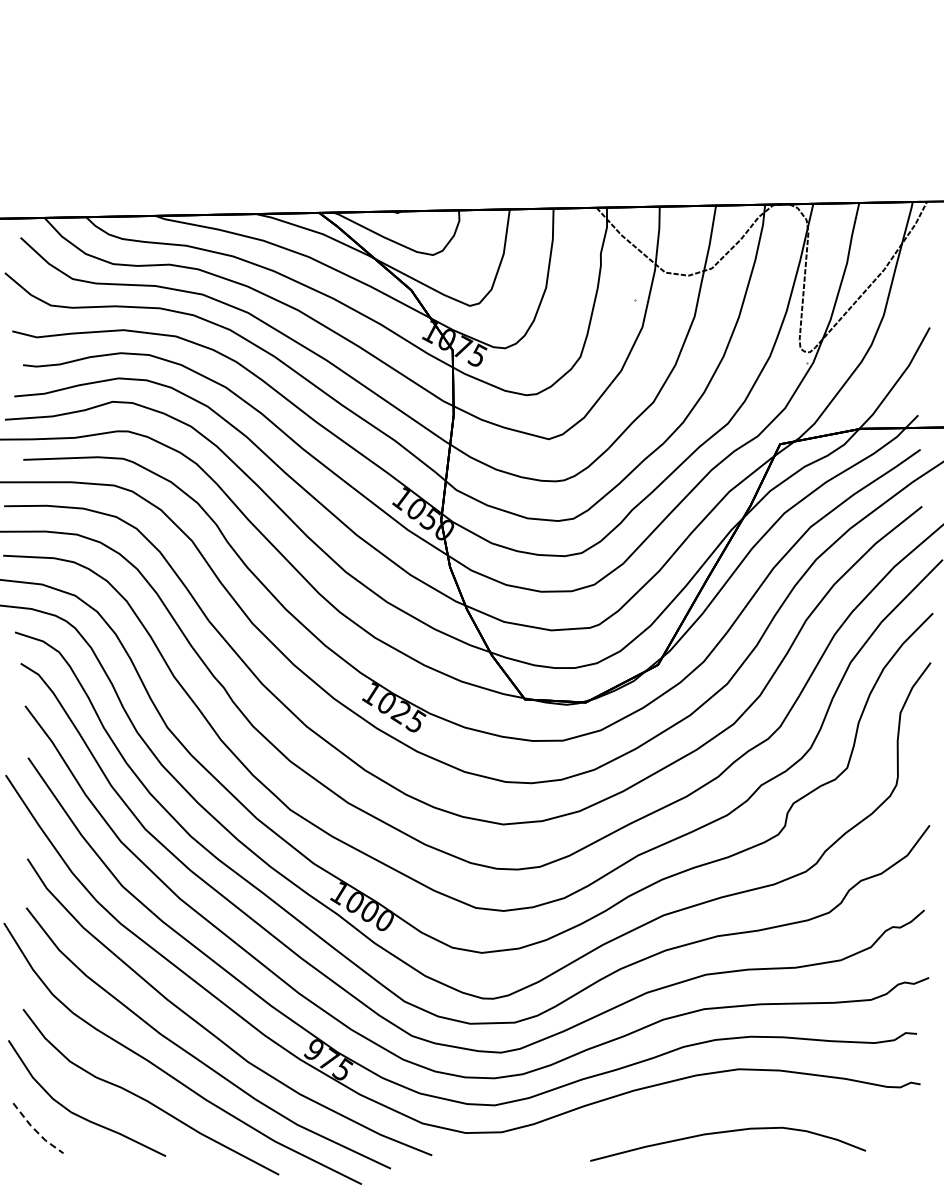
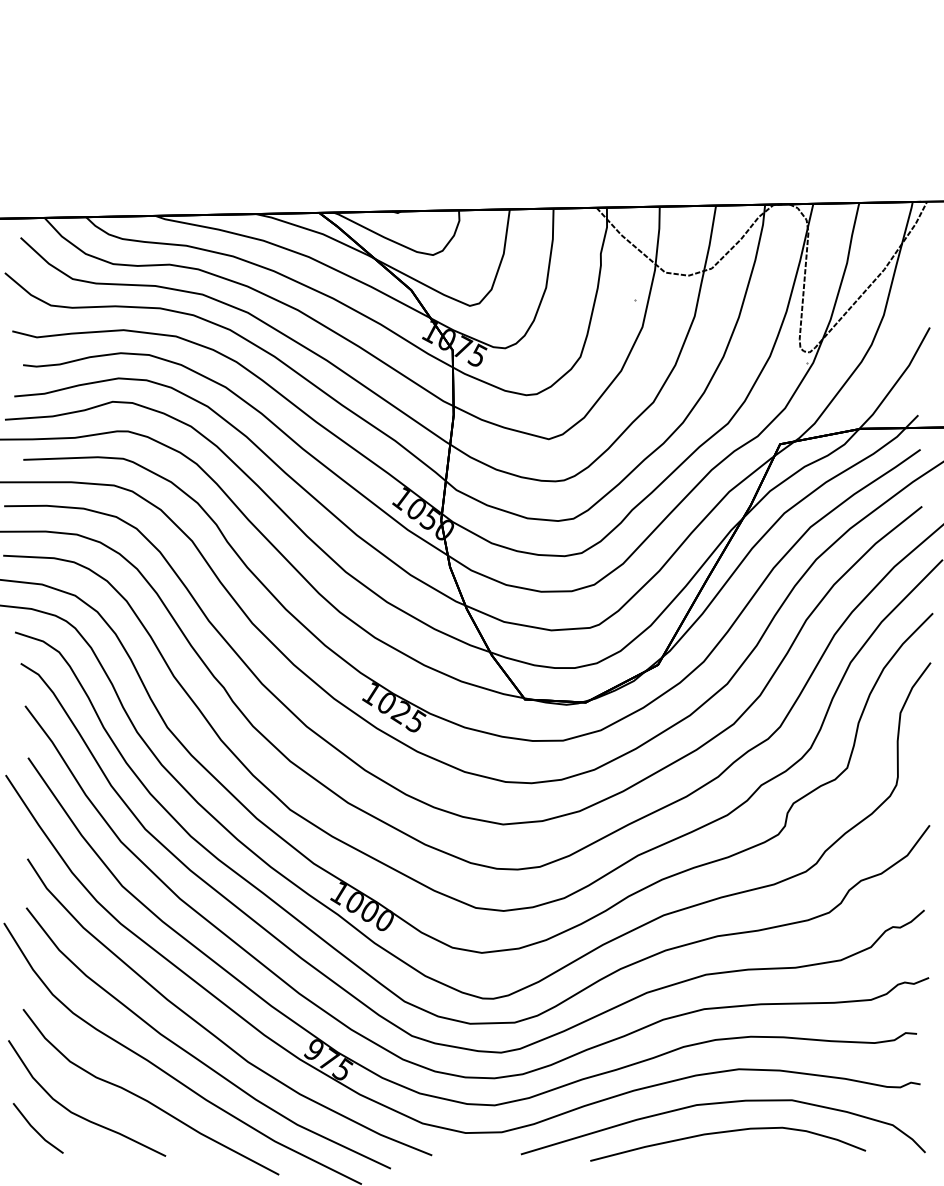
curve: none -> present (717, 1104)
line: dashed -> solid (36, 1131)
